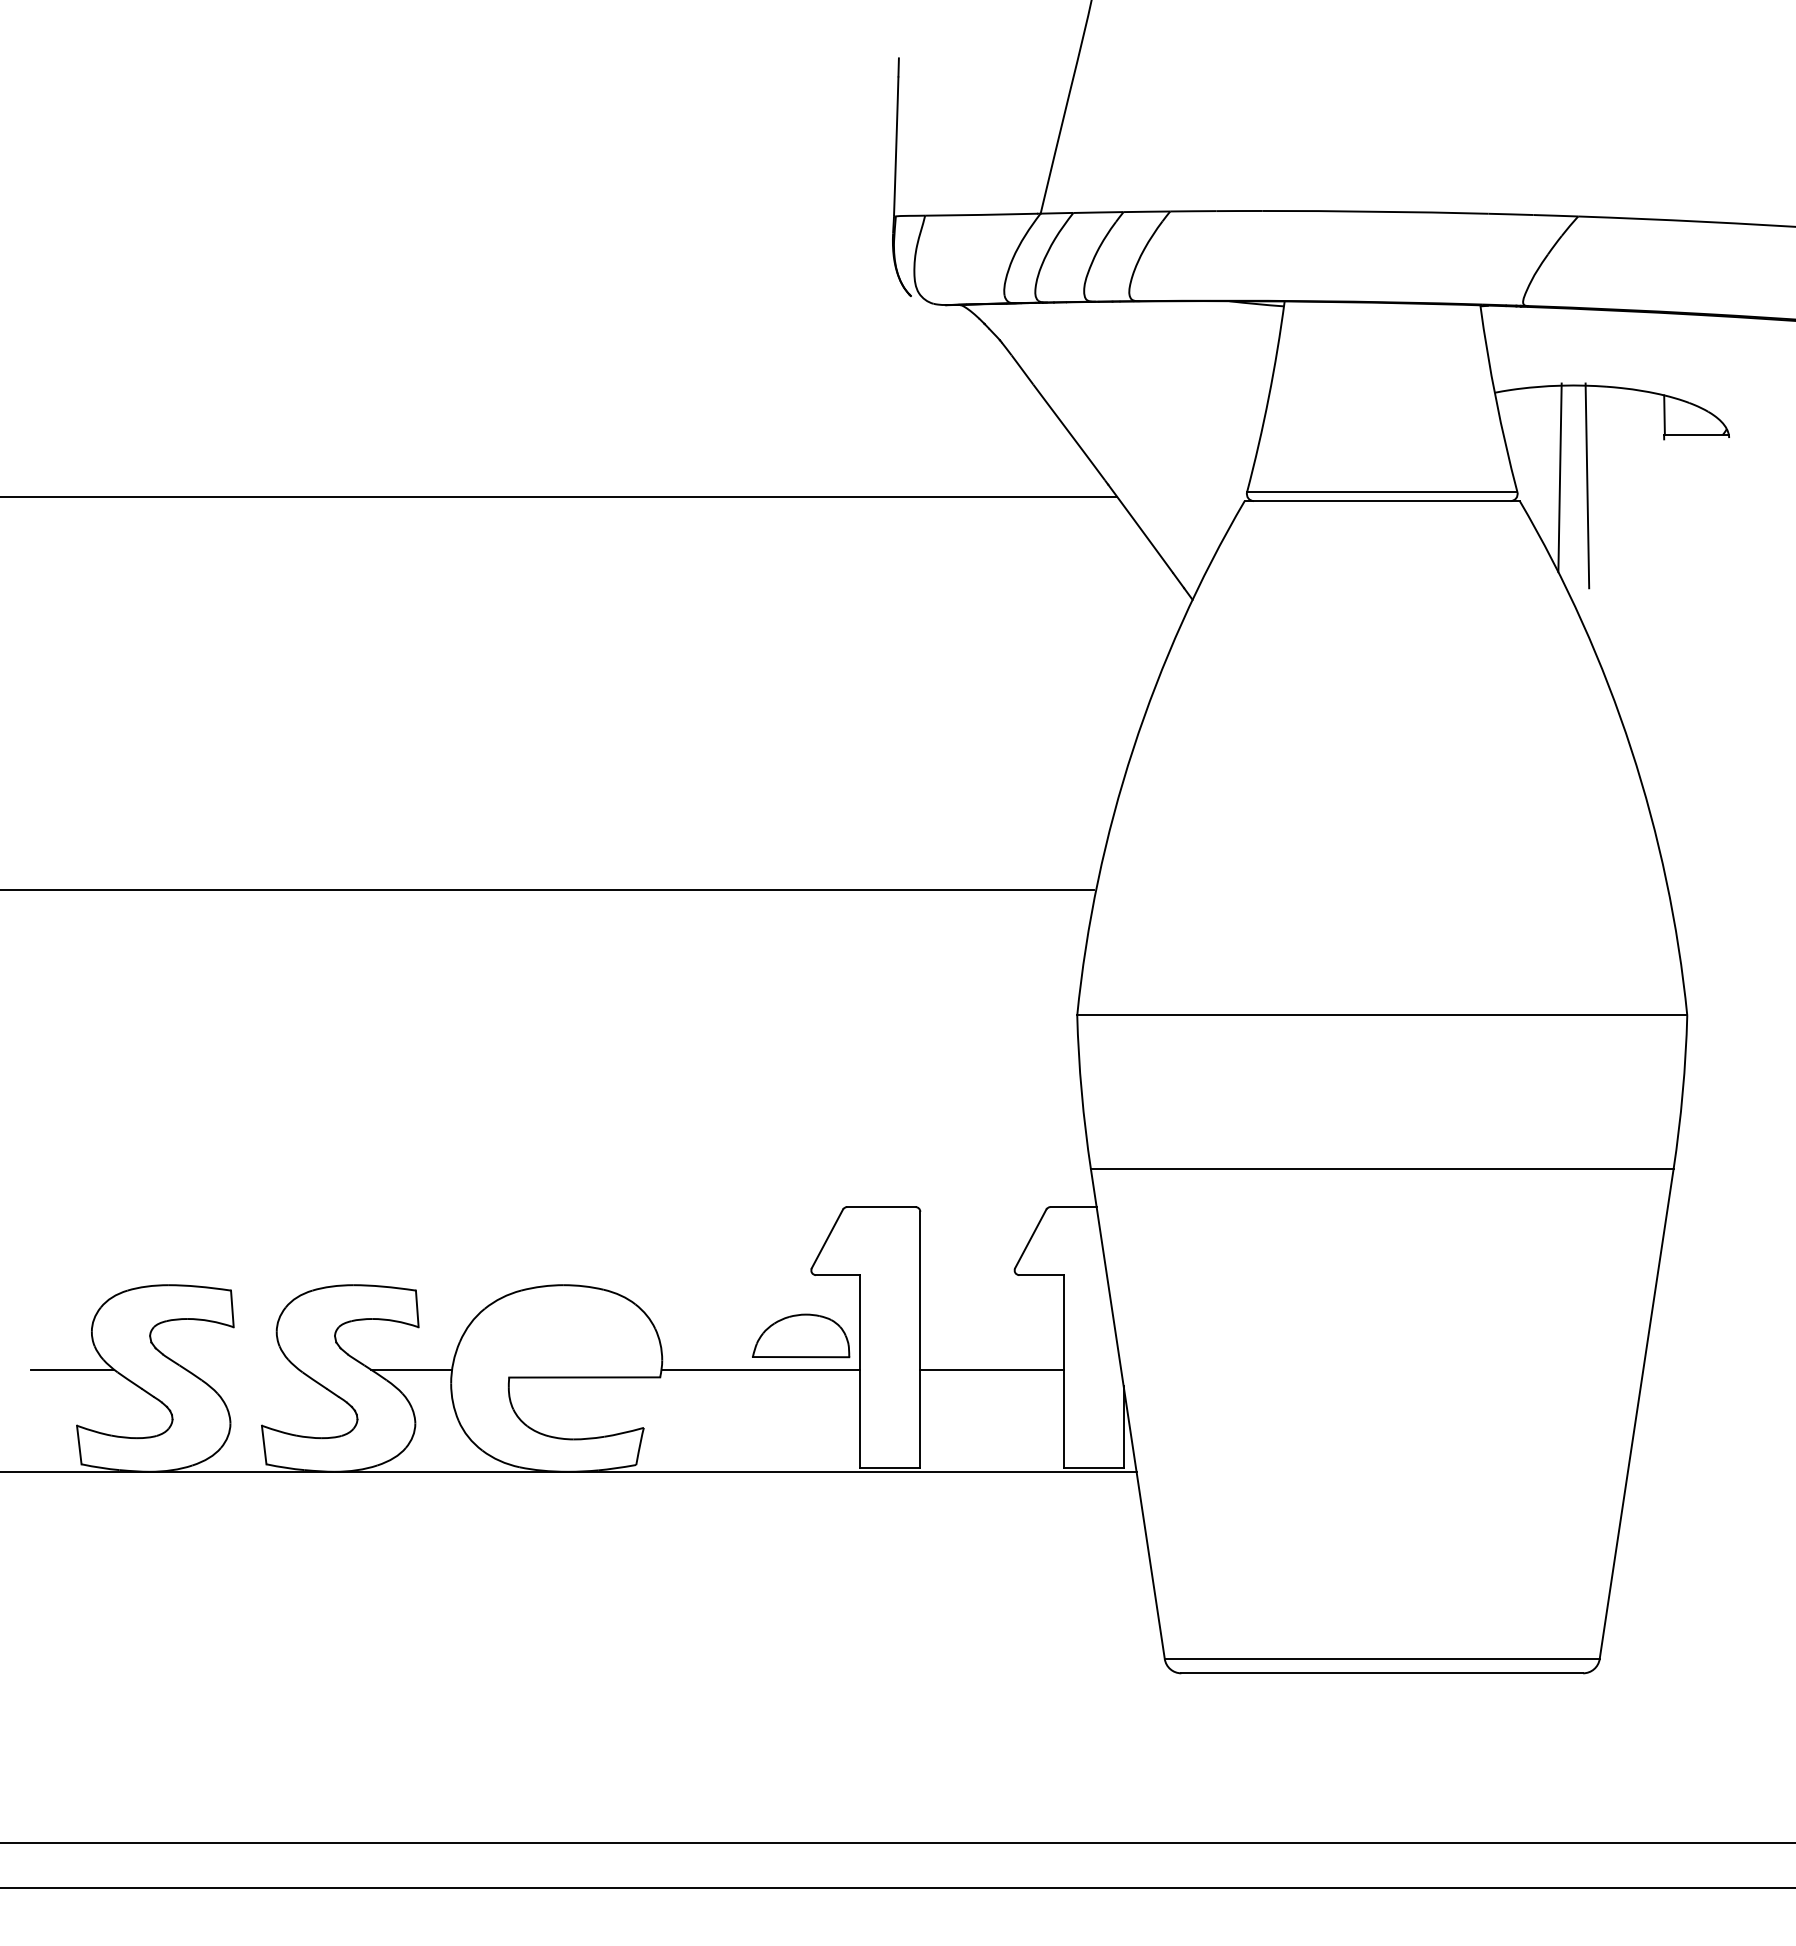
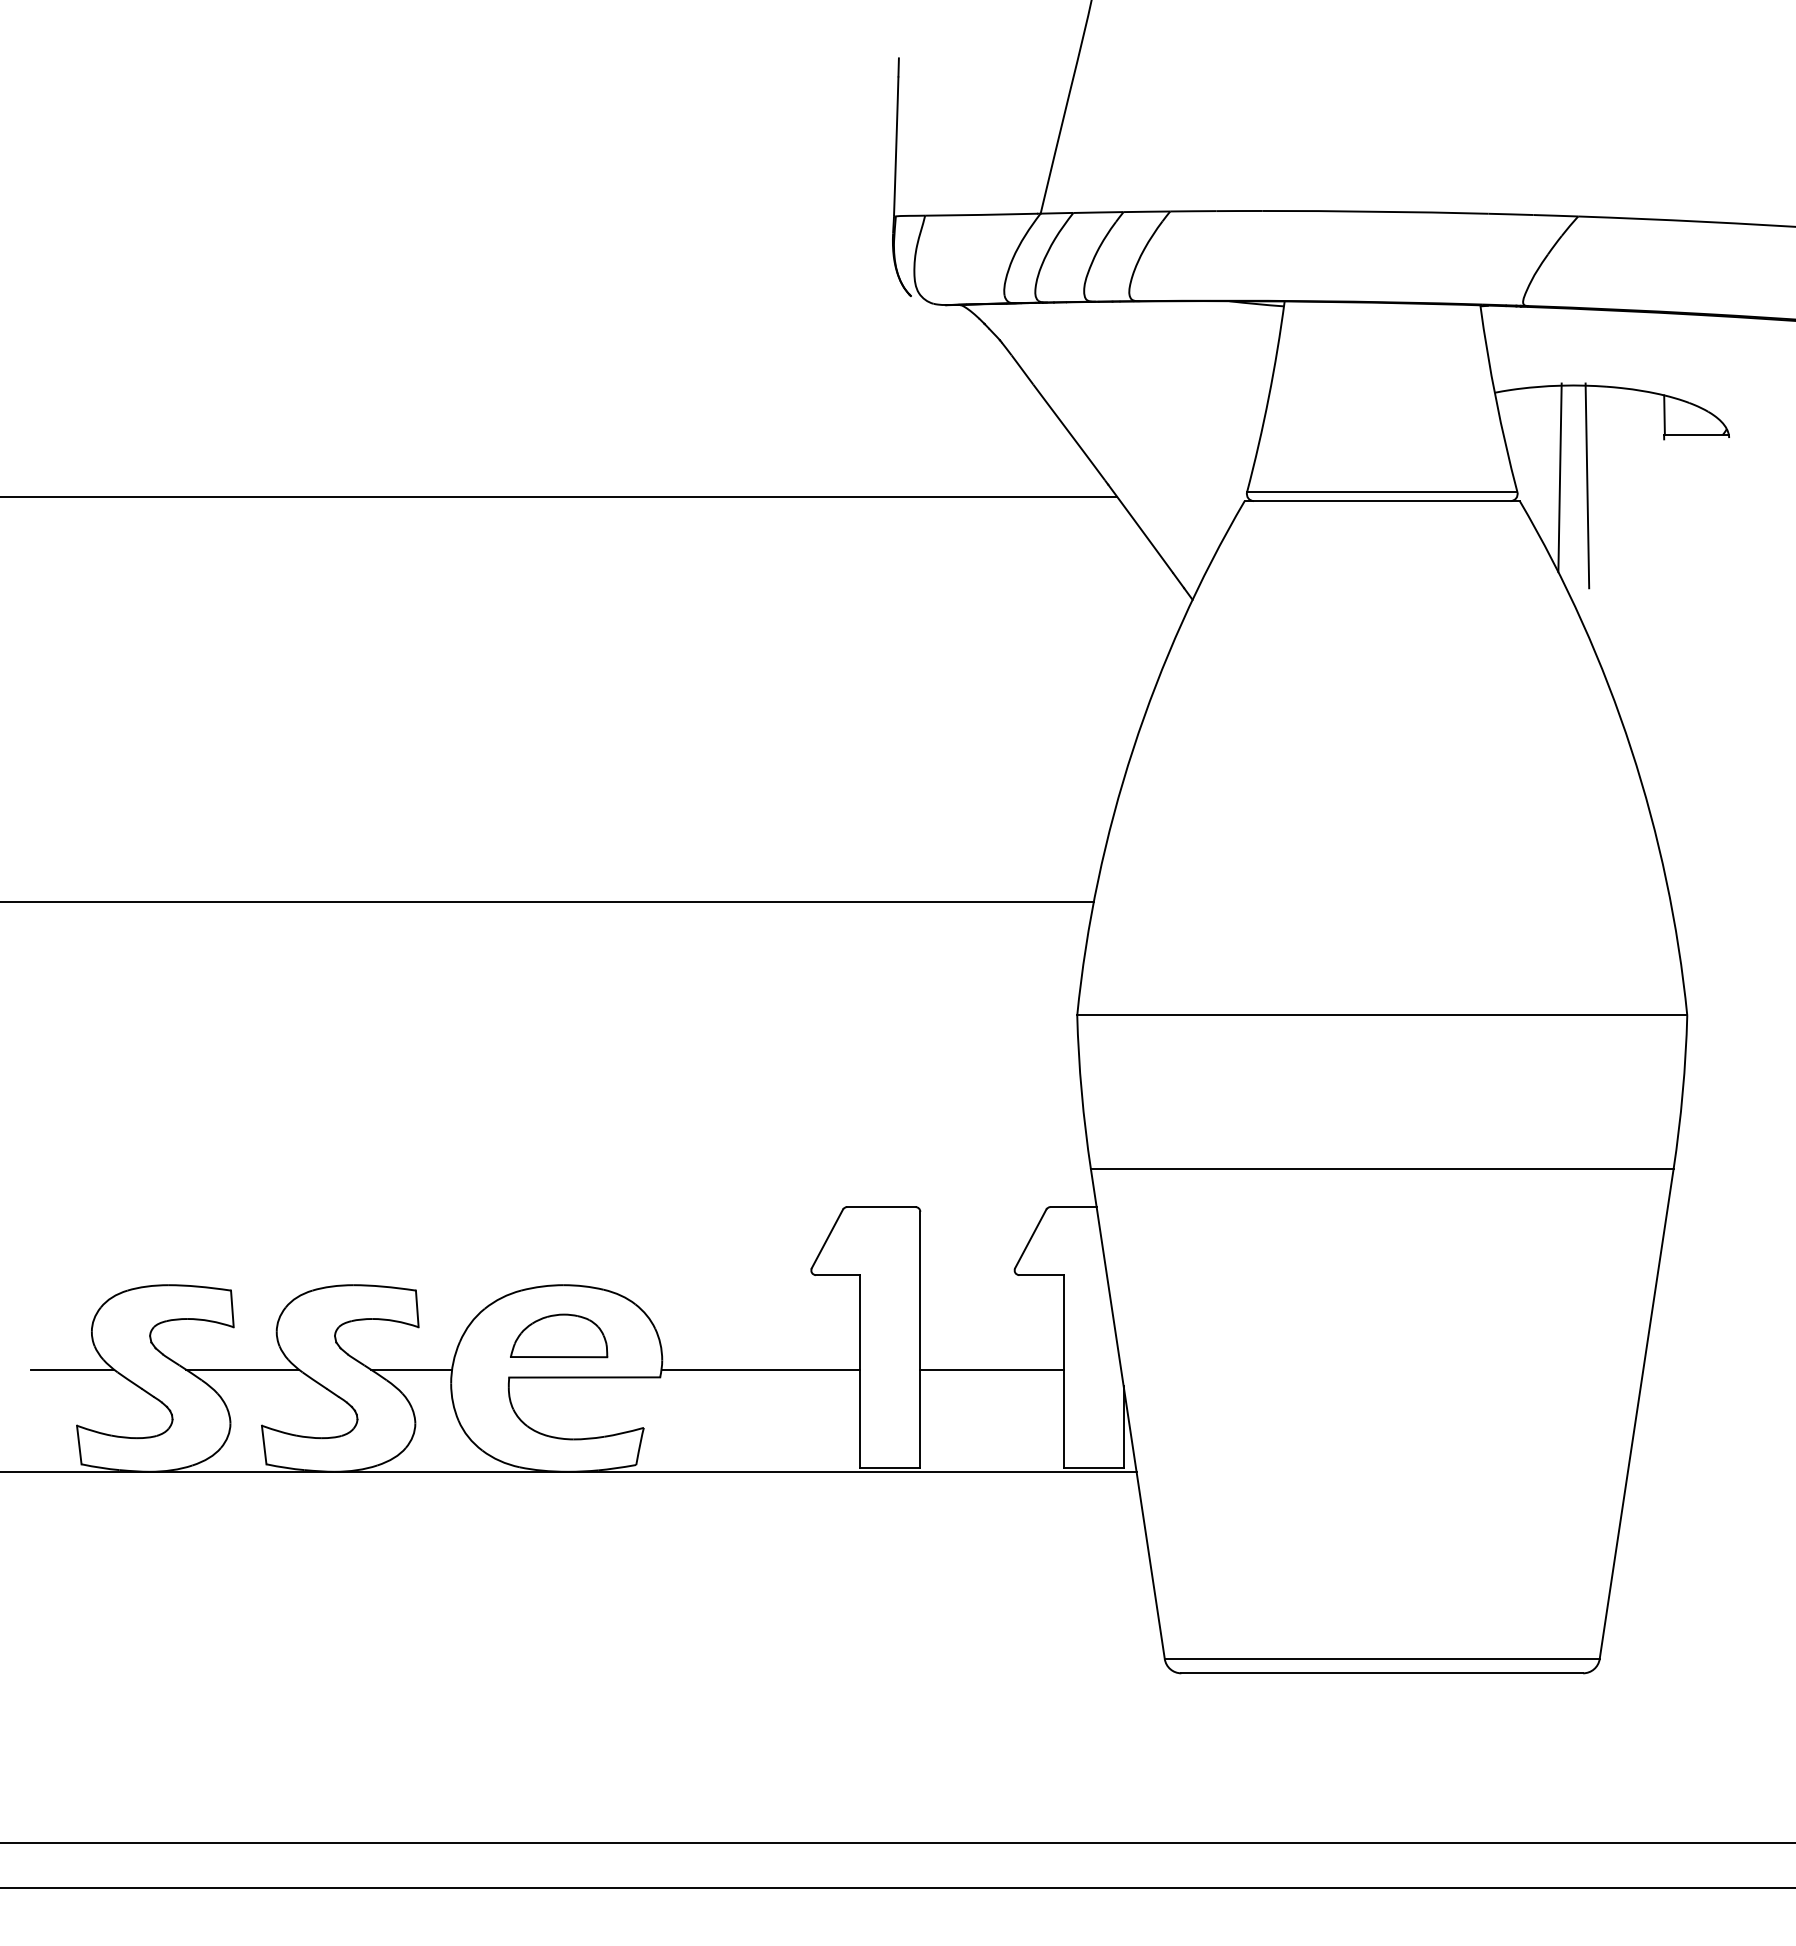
line position: (547, 889) -> (547, 901) (547, 901)
part position: (801, 1335) -> (559, 1335) (559, 1335)
line: none -> present (241, 1369)
